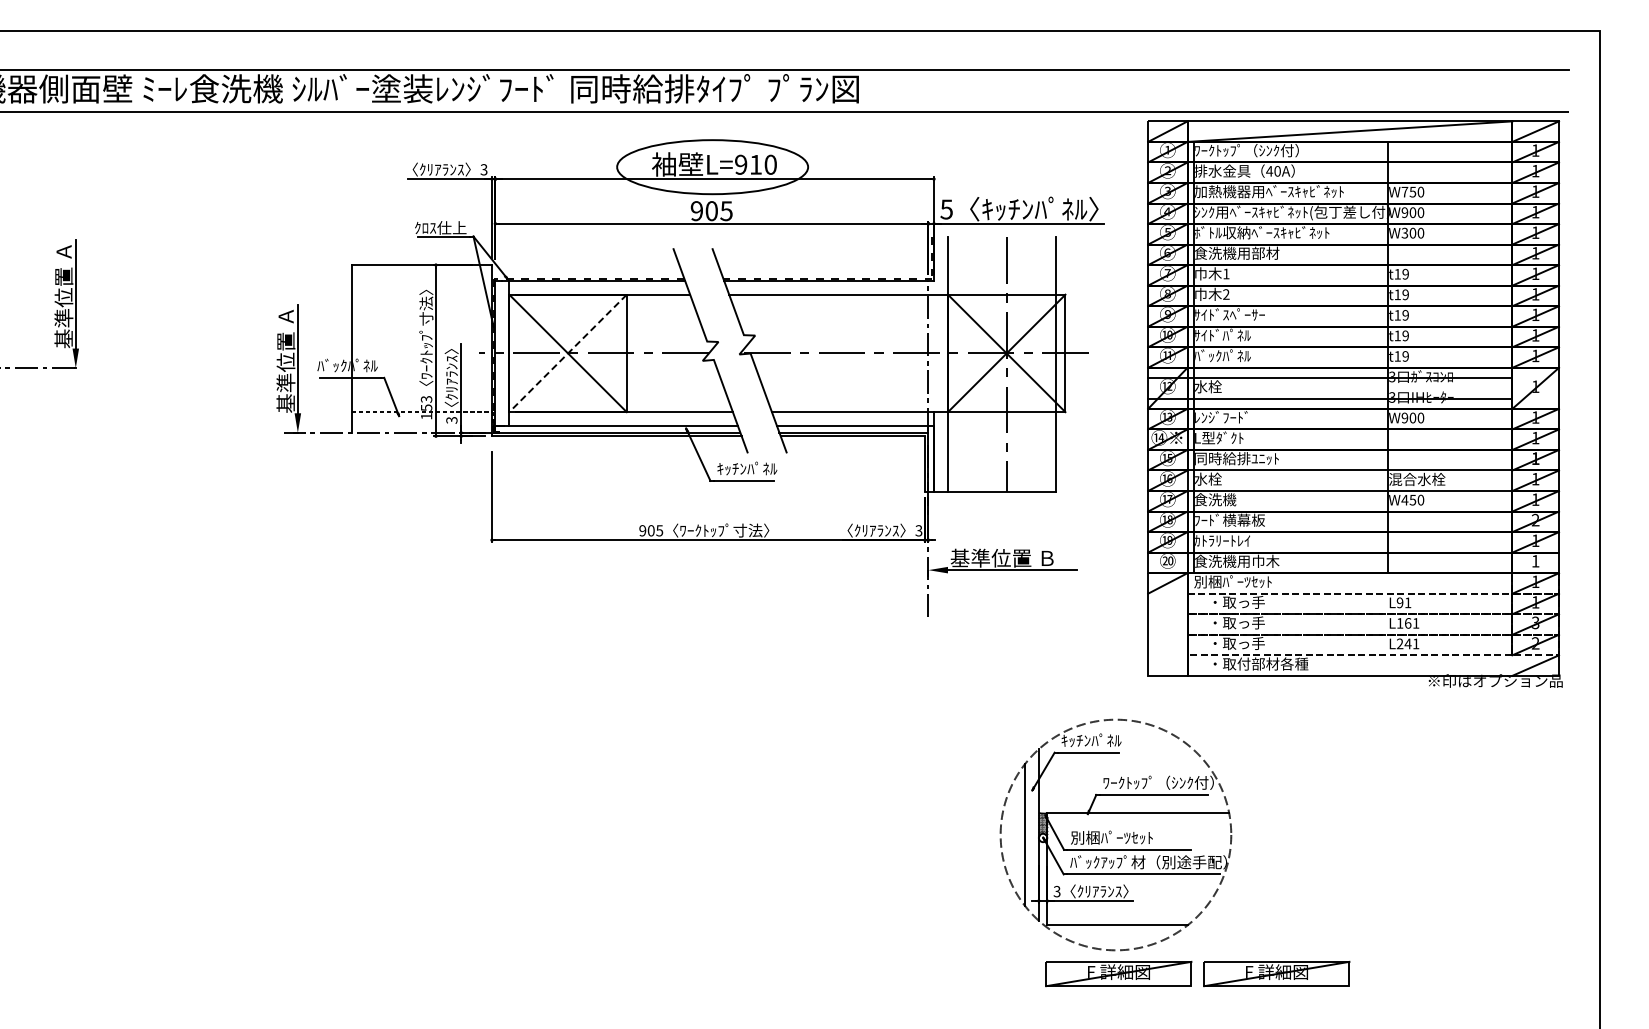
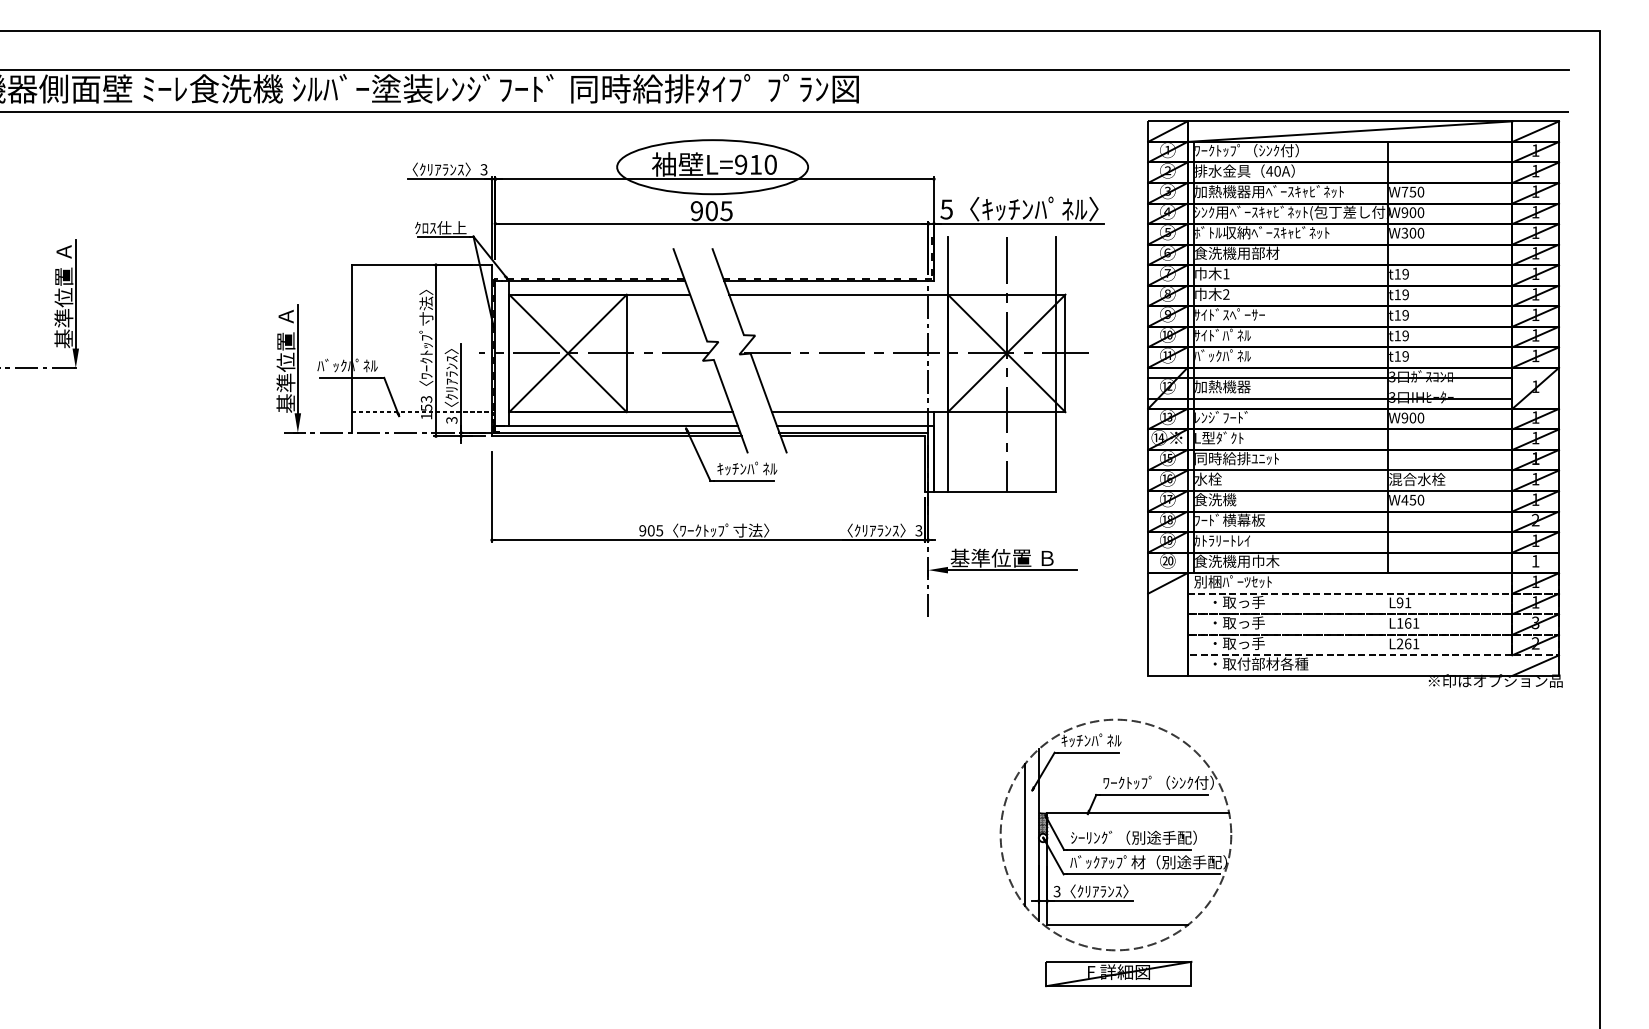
line: dashed -> solid (567, 353)
text: 水栓 -> 加熱機器 (1222, 386)
text: L241 -> L261 (1407, 643)
text: 別梱ﾊﾟｰﾂｾｯﾄ -> ｼｰﾘﾝｸﾞ（別途手配） (1133, 837)
part: present -> none (1276, 974)
